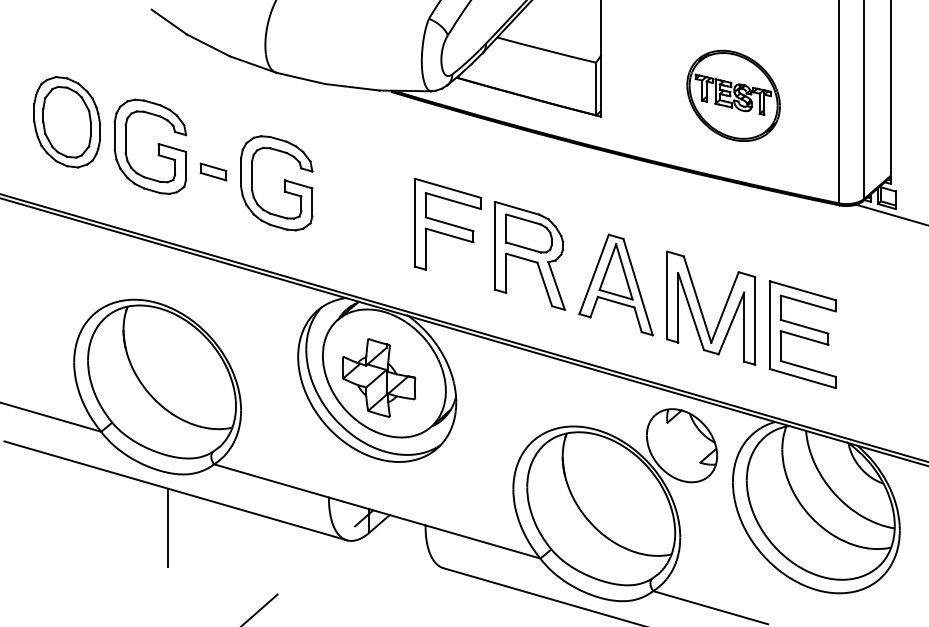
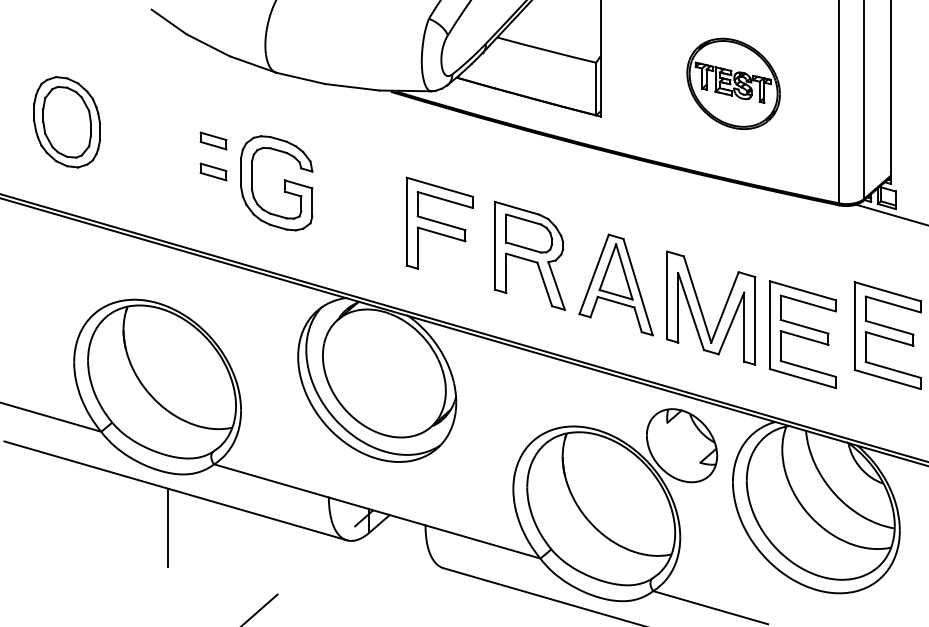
part position: (733, 95) -> (733, 83) (733, 83)
part: none -> present (213, 140)
part: present -> none (157, 144)
part position: (447, 223) -> (439, 222) (439, 222)
part: none -> present (887, 335)
part: present -> none (379, 377)
